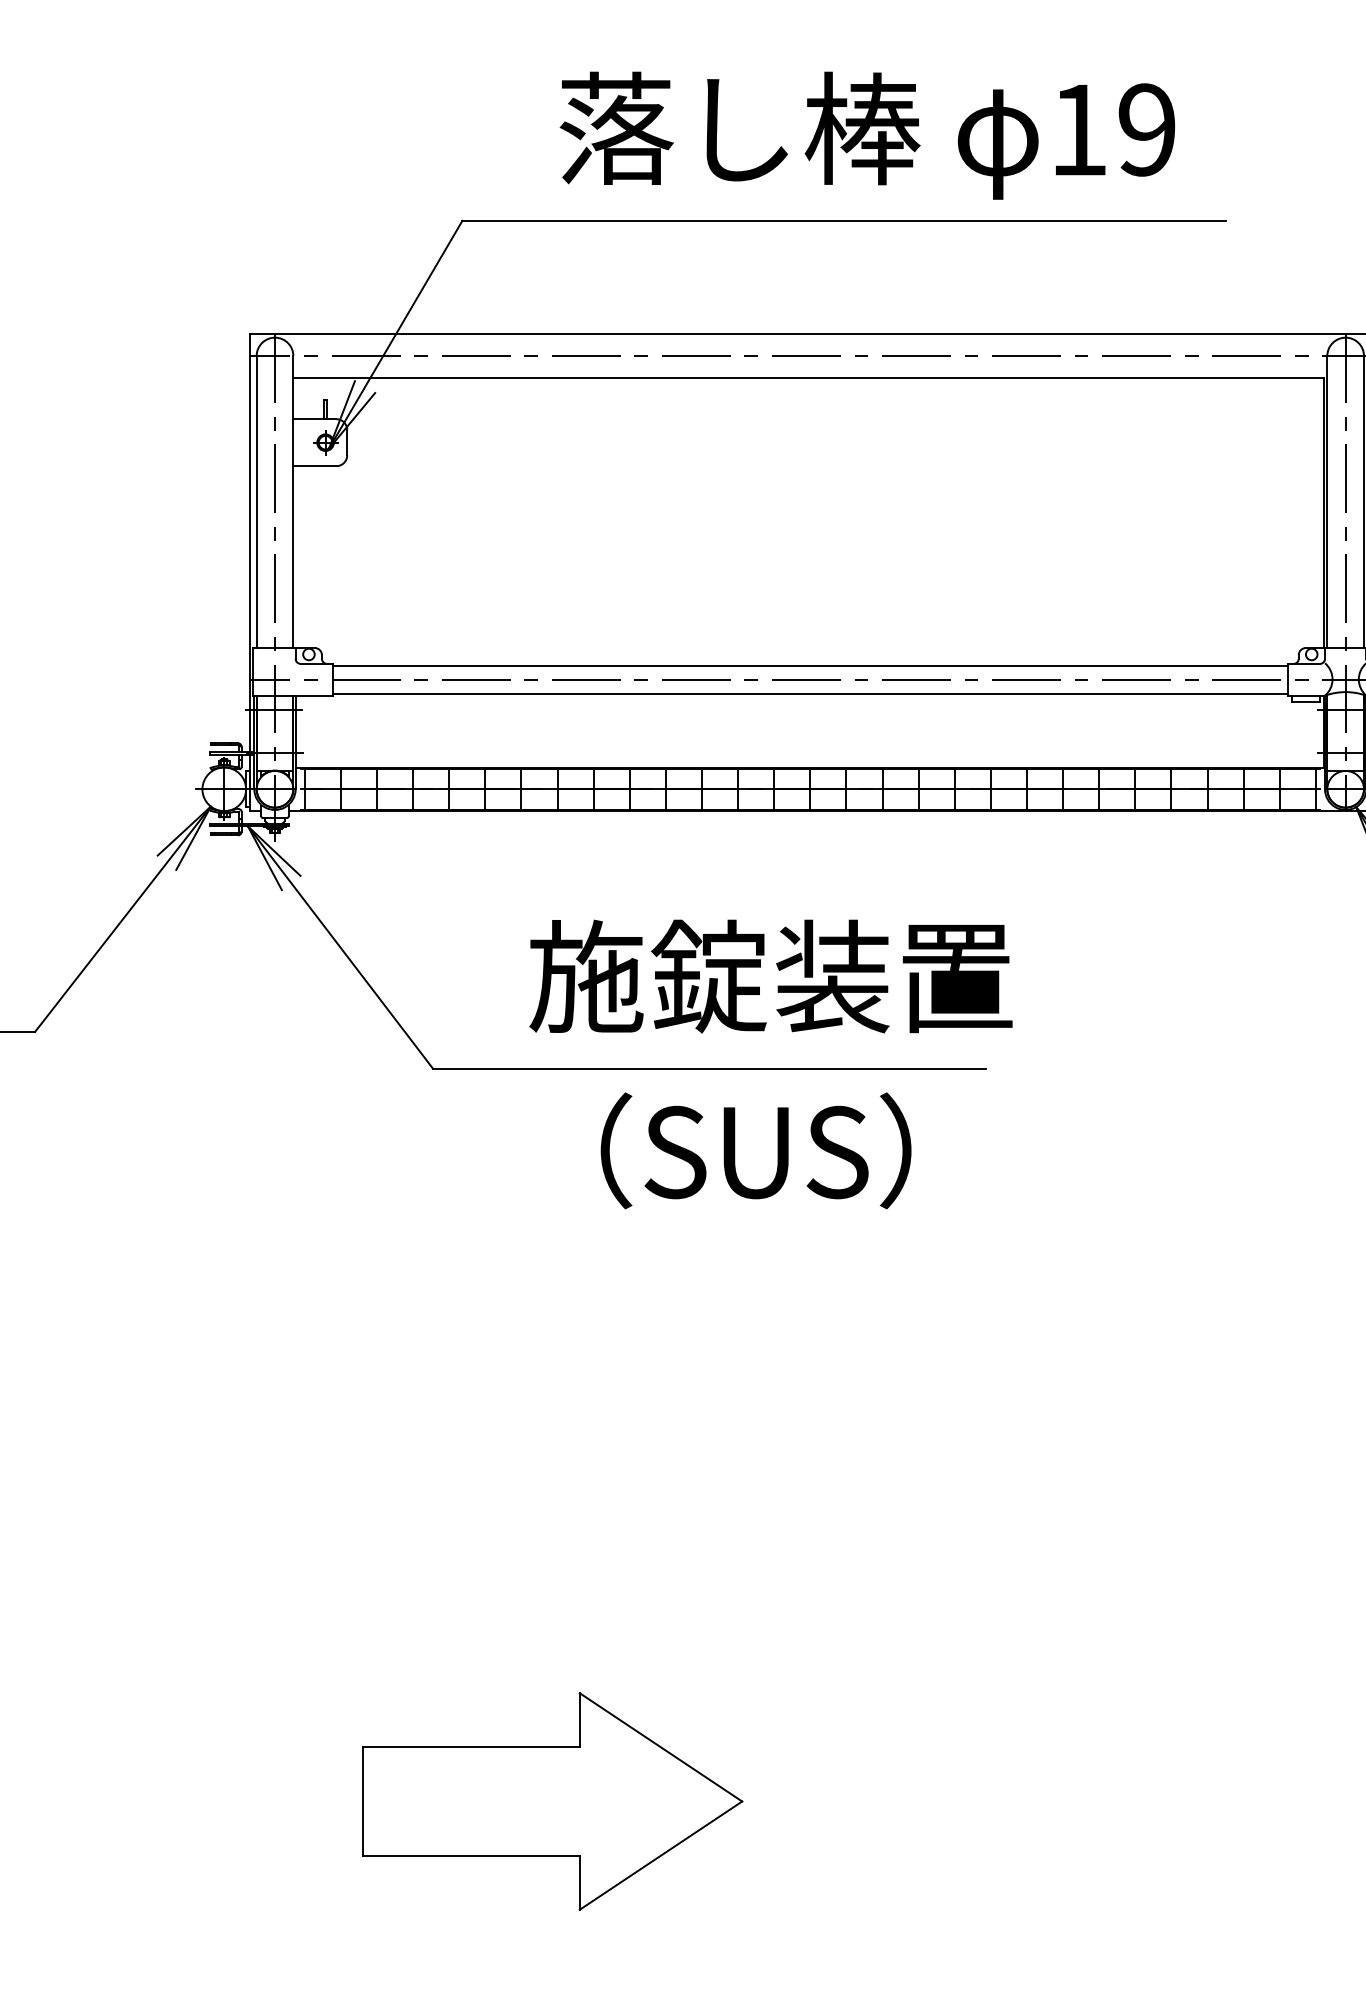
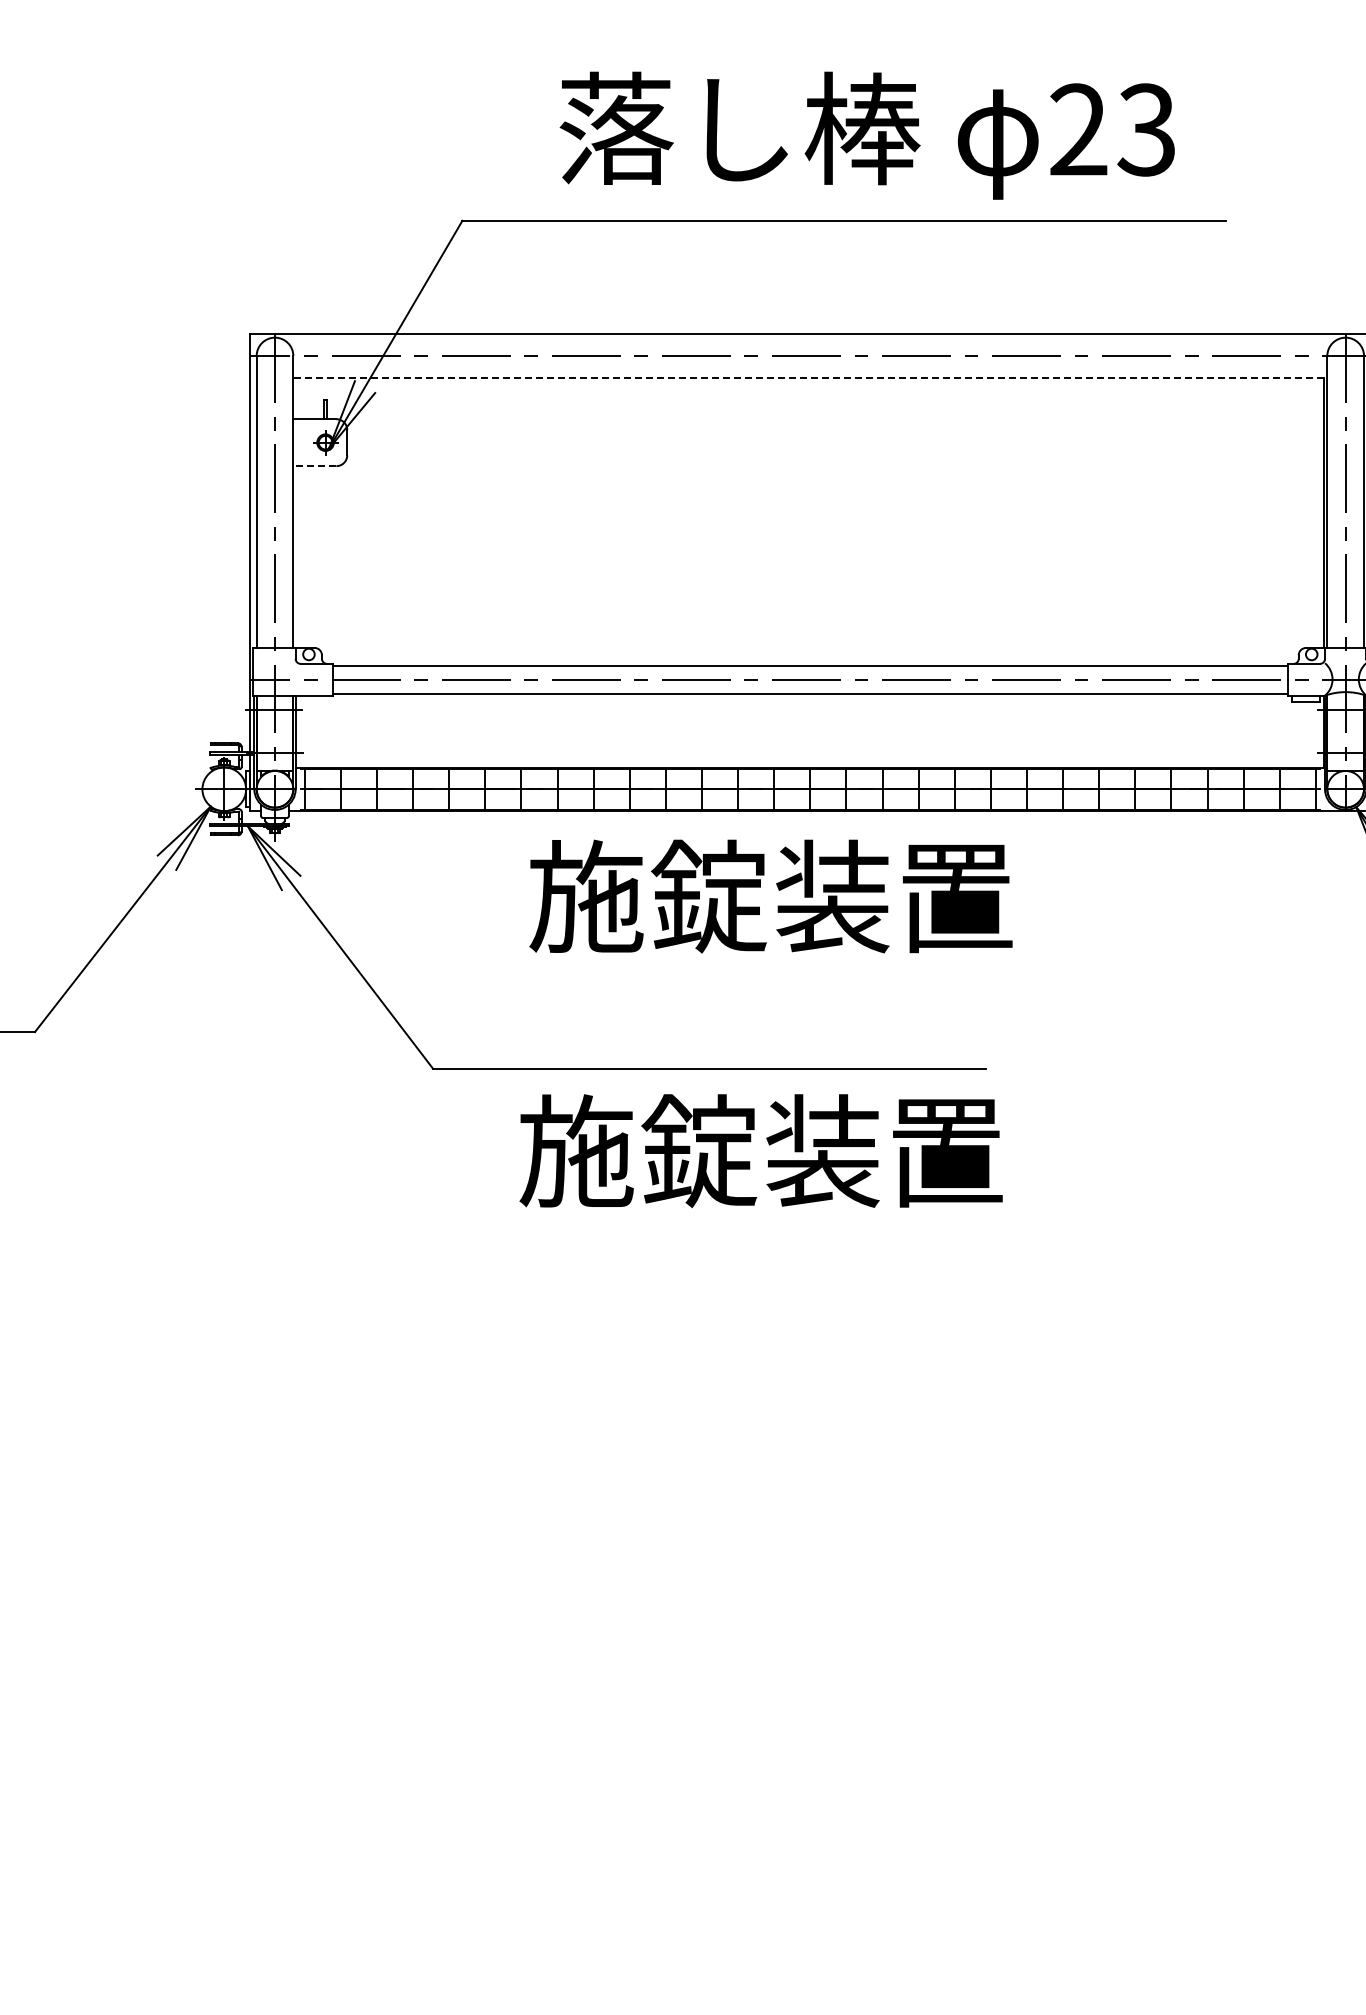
text: 19 -> 23 (1112, 129)
line: solid -> dashed (808, 377)
line: solid -> dashed (314, 466)
text position: (770, 976) -> (770, 896) (770, 896)
text: （SUS） -> 施錠装置 (760, 1150)
part: present -> none (552, 1801)
